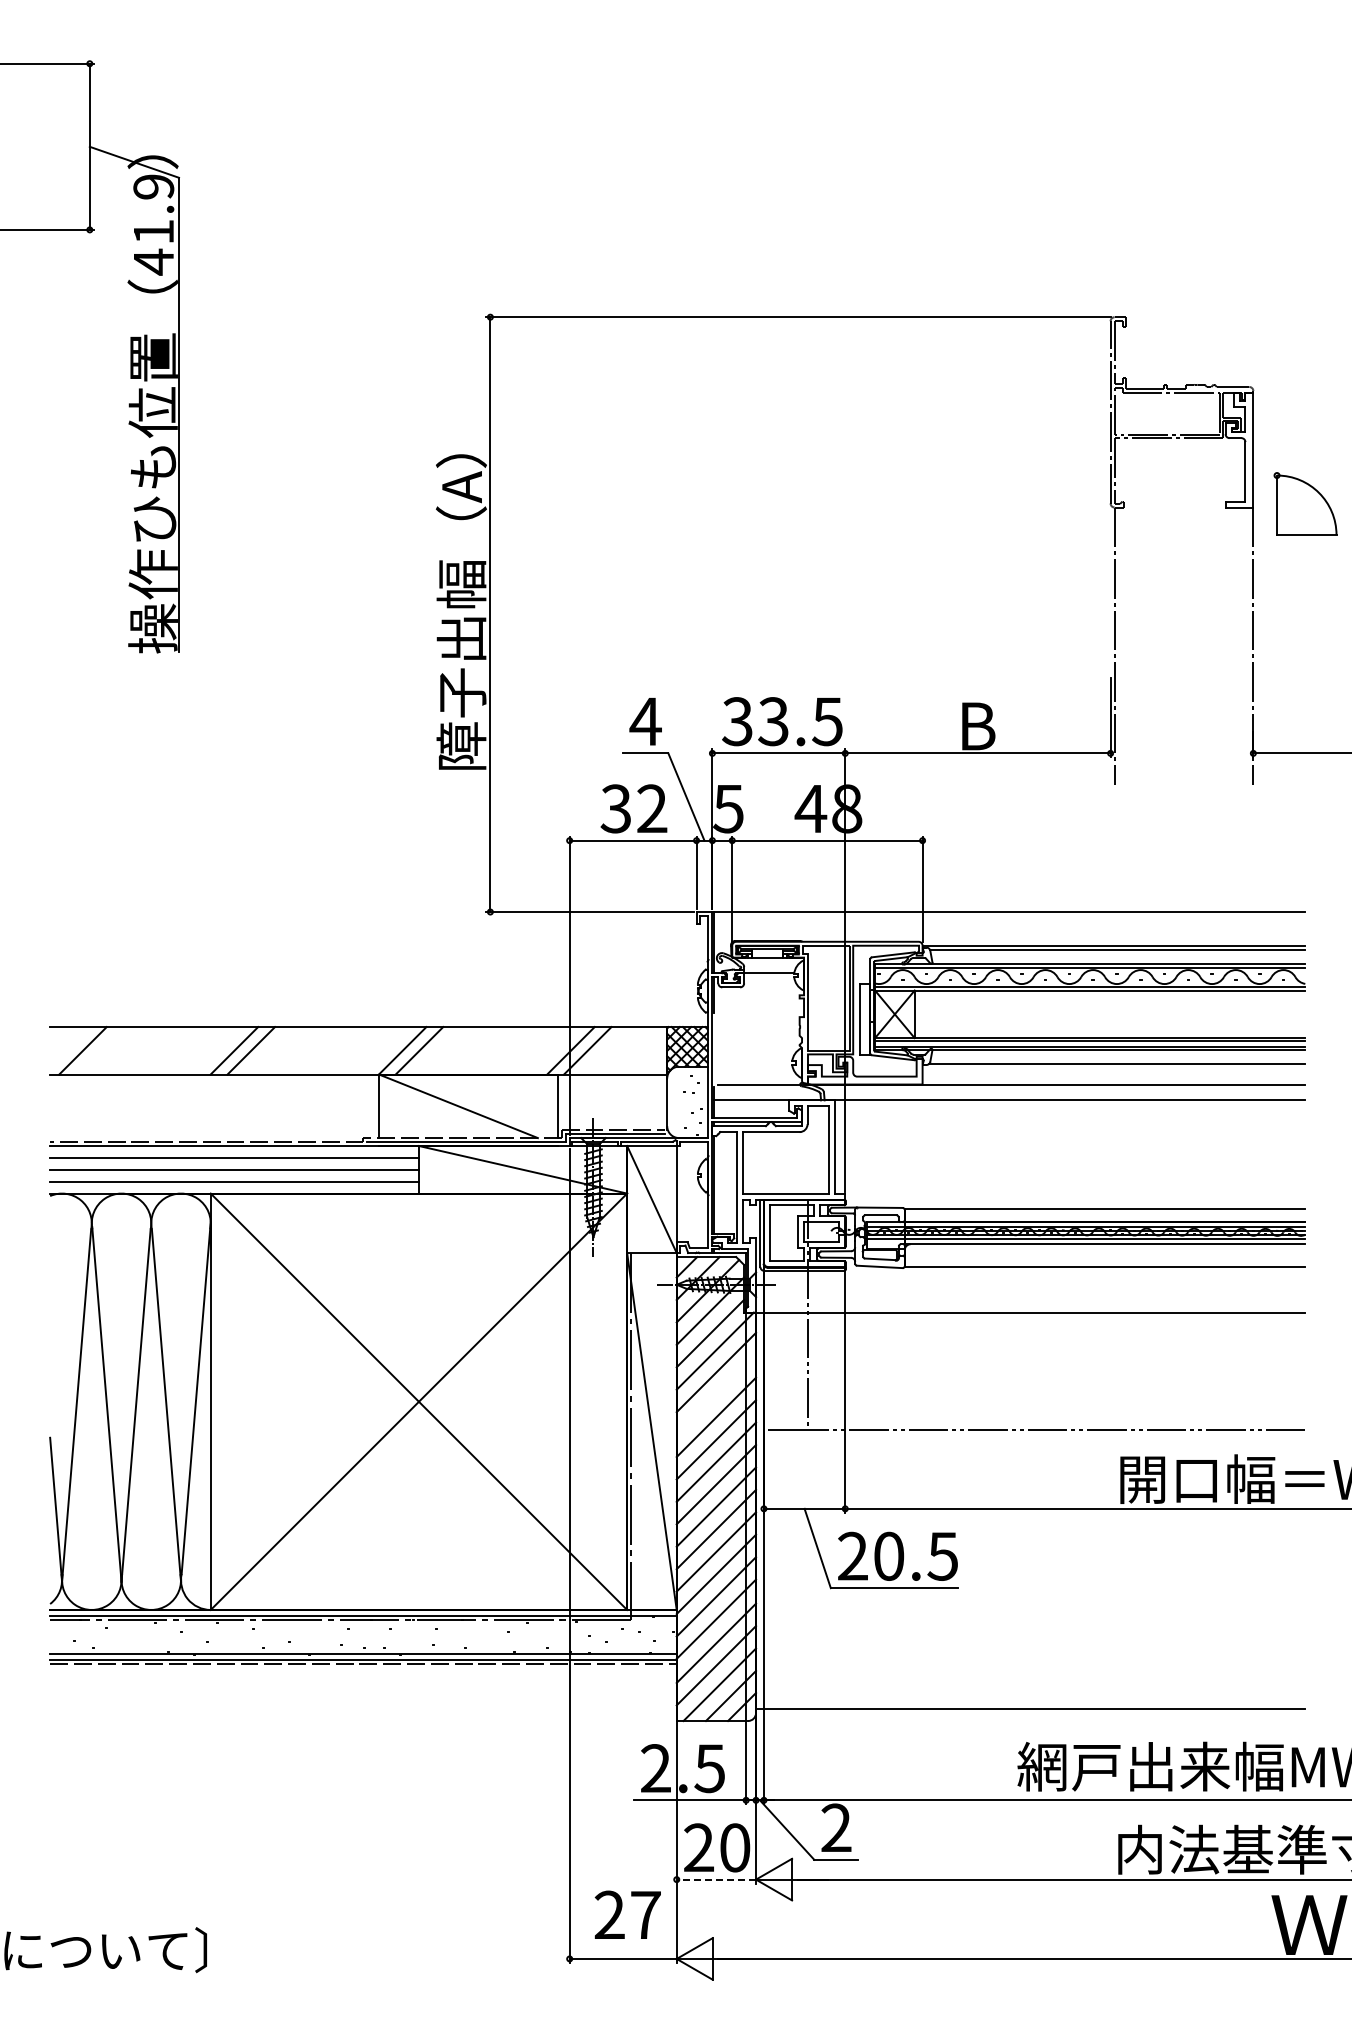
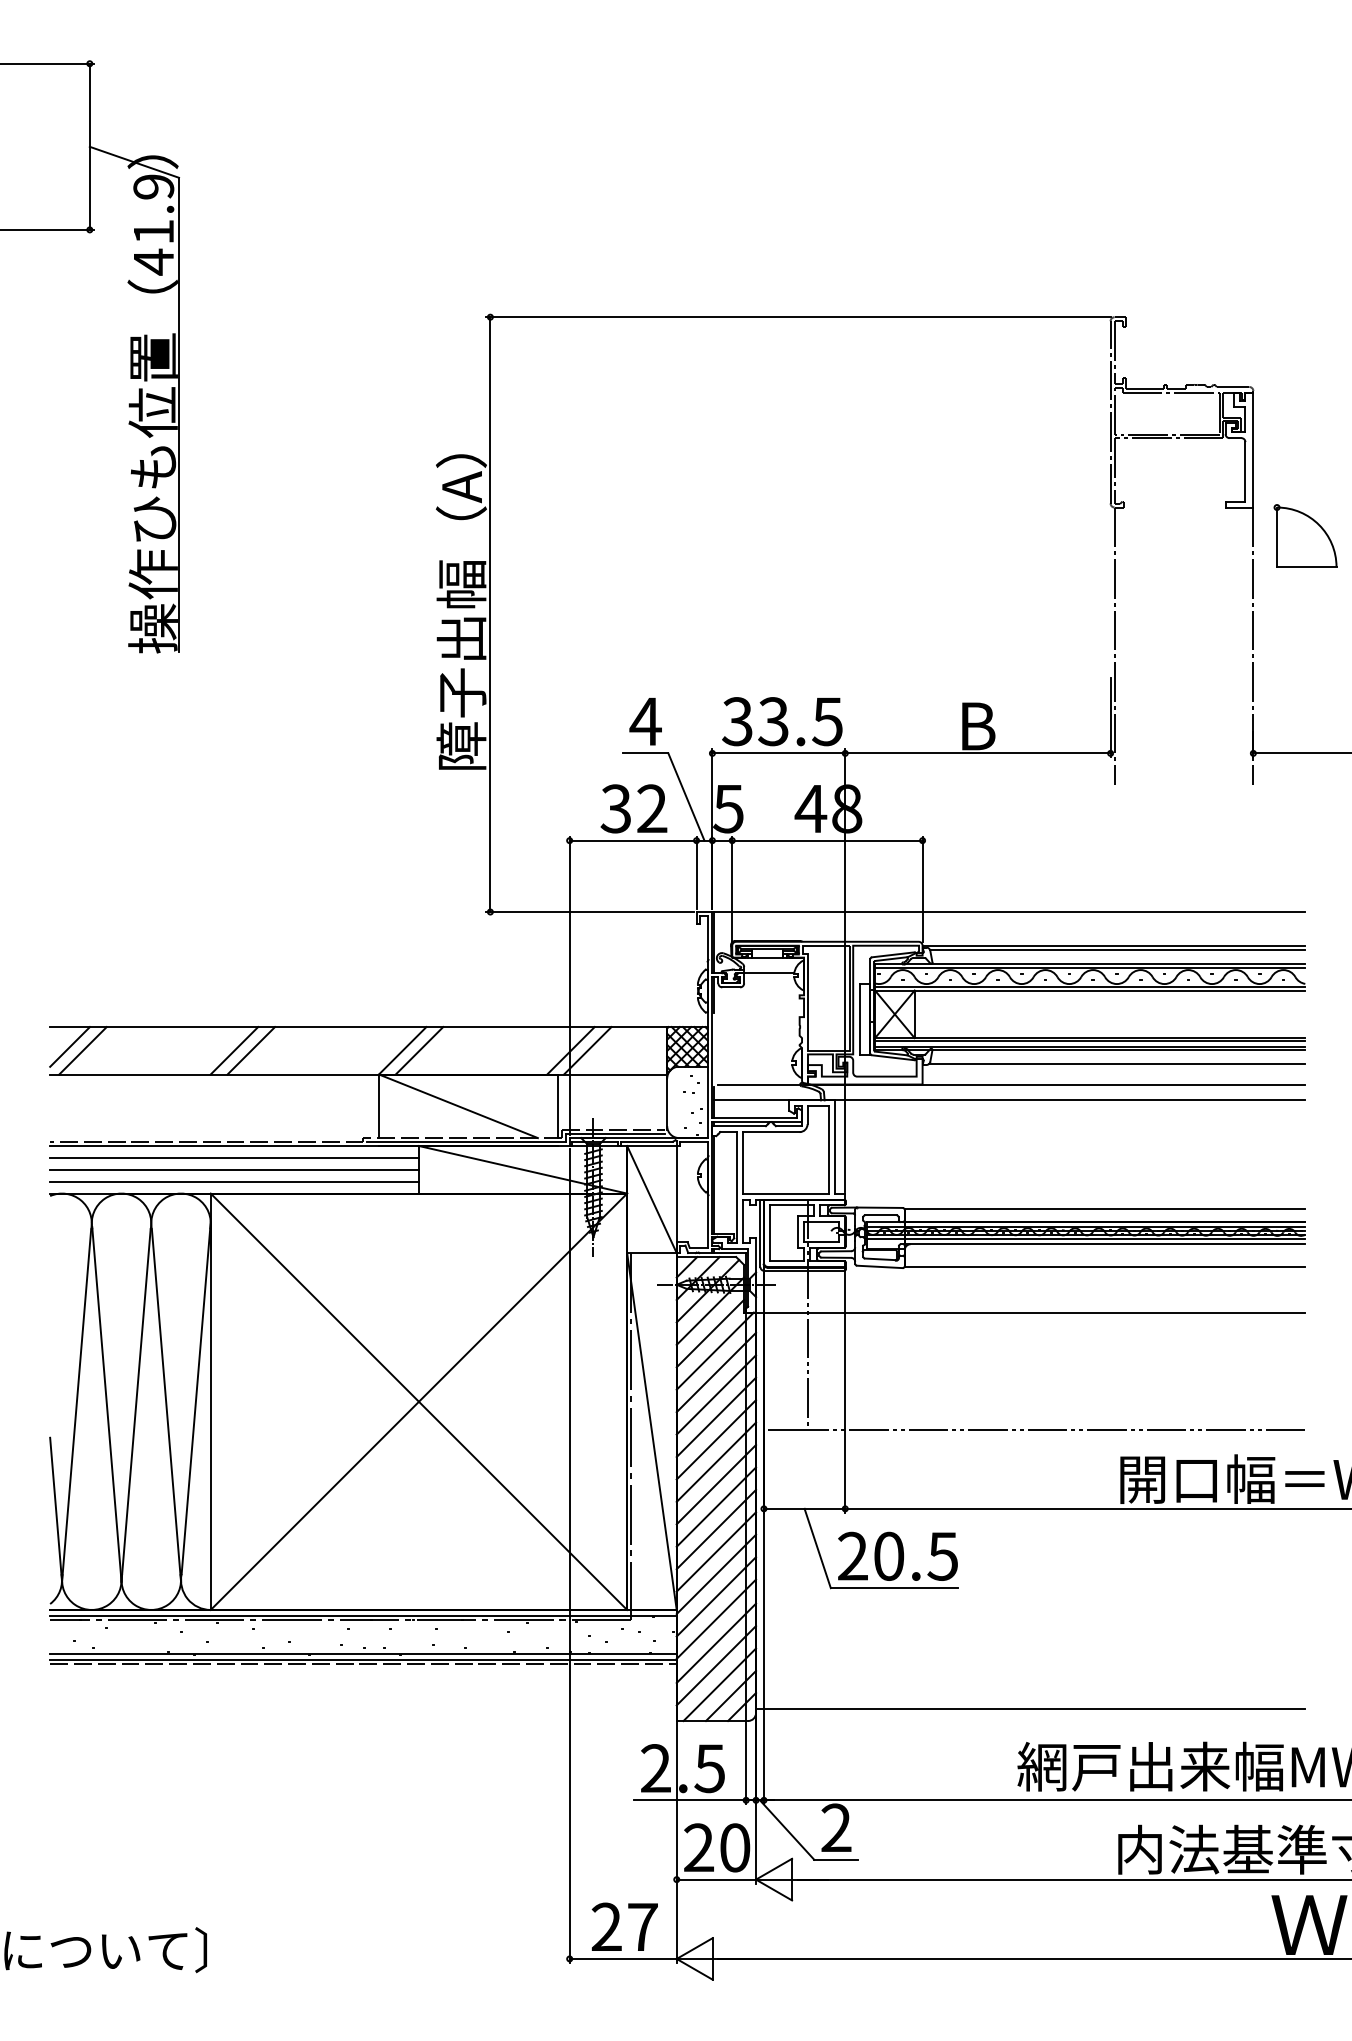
part position: (1305, 503) -> (1305, 535) (1305, 535)
line: none -> present (69, 1046)
line: none -> present (716, 1394)
line: dashed -> solid (716, 1879)
text position: (627, 1914) -> (624, 1926) (624, 1926)
